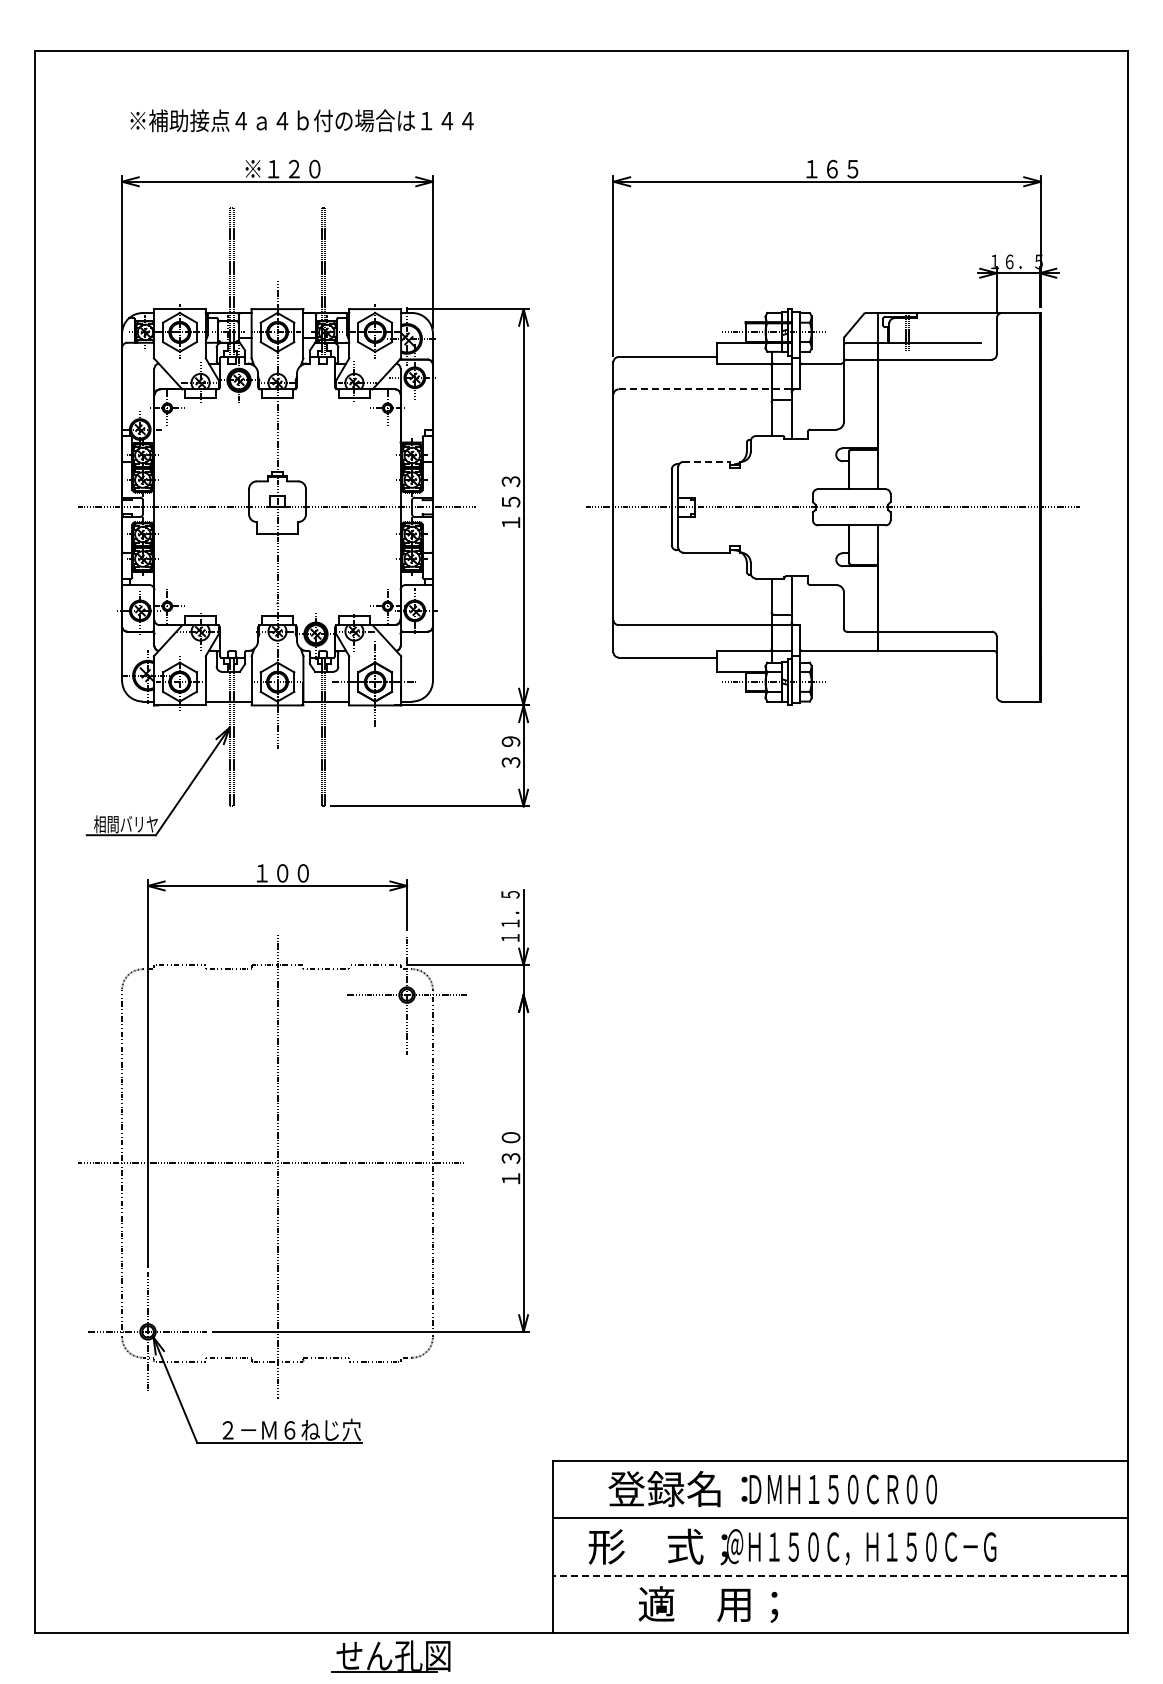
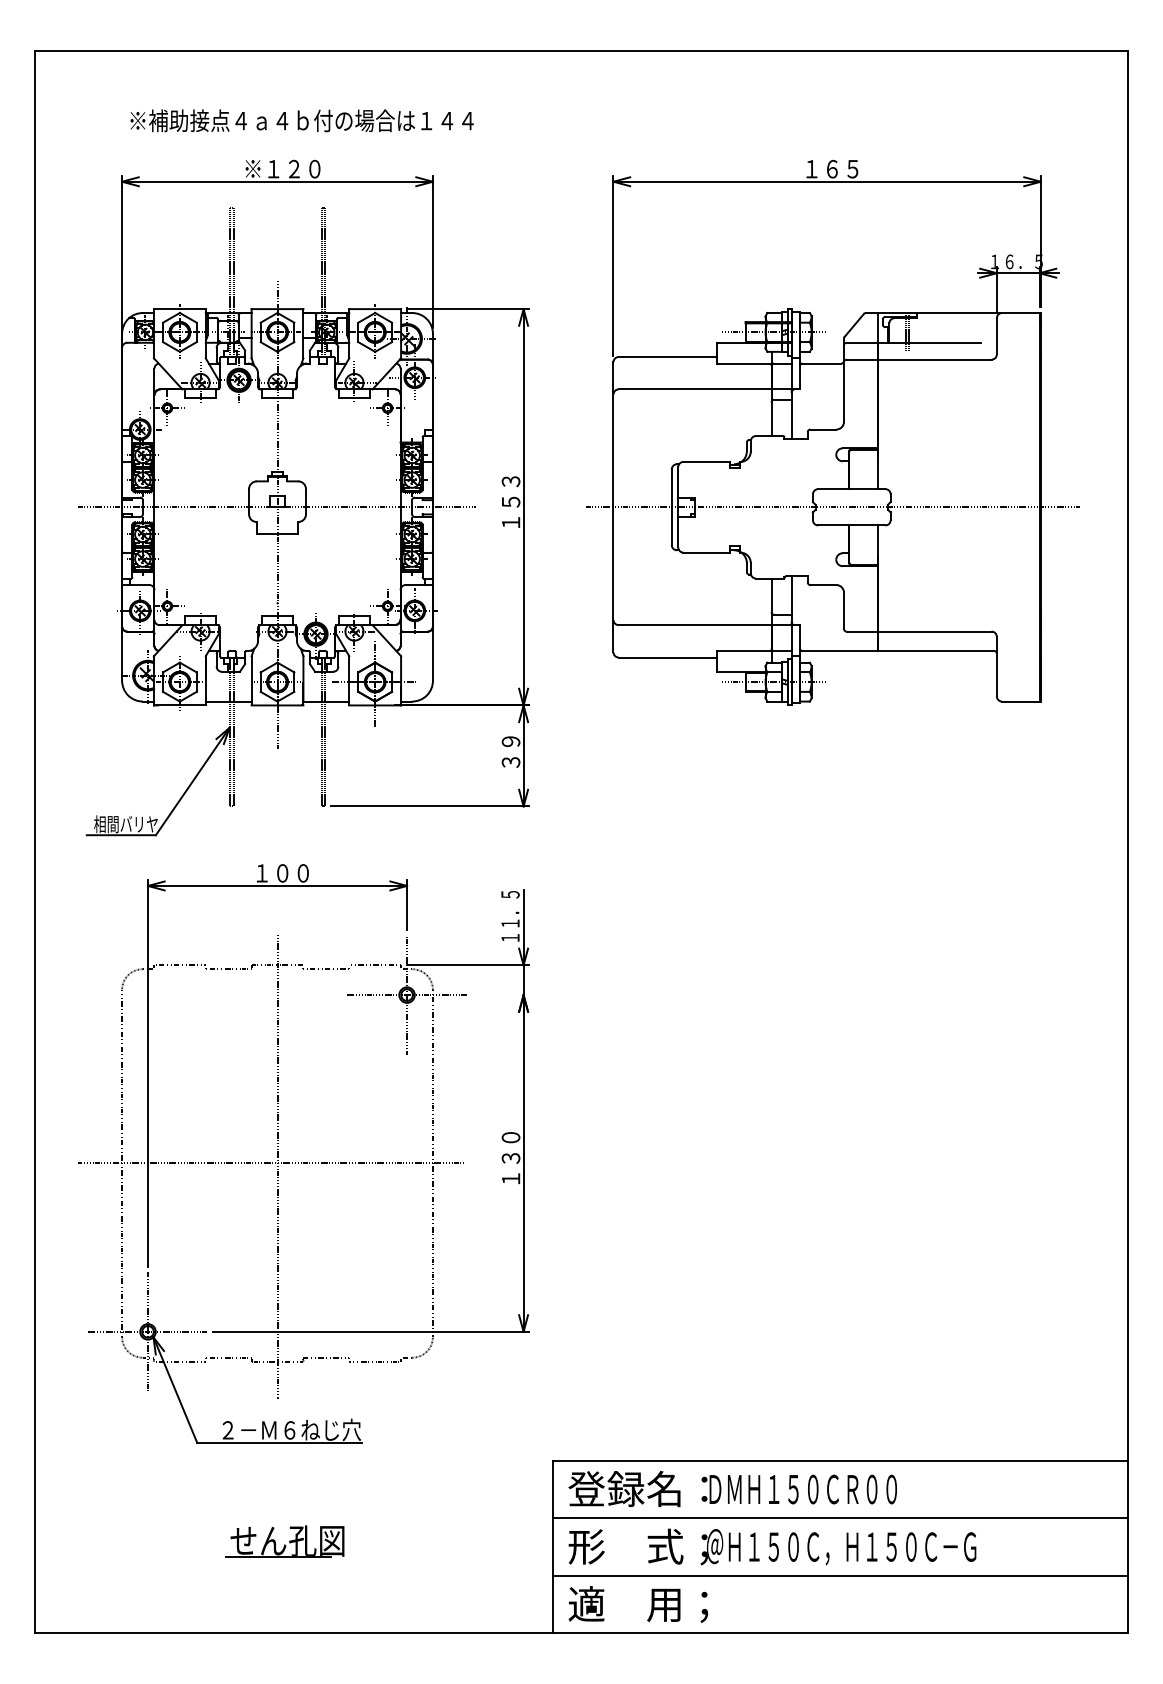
line: dashed -> solid (705, 389)
line: dashed -> solid (707, 461)
text position: (772, 1489) -> (732, 1489) (732, 1489)
text position: (792, 1546) -> (772, 1546) (772, 1546)
line: dashed -> solid (840, 1575)
text position: (708, 1604) -> (638, 1604) (638, 1604)
part position: (390, 1656) -> (284, 1541) (284, 1541)
